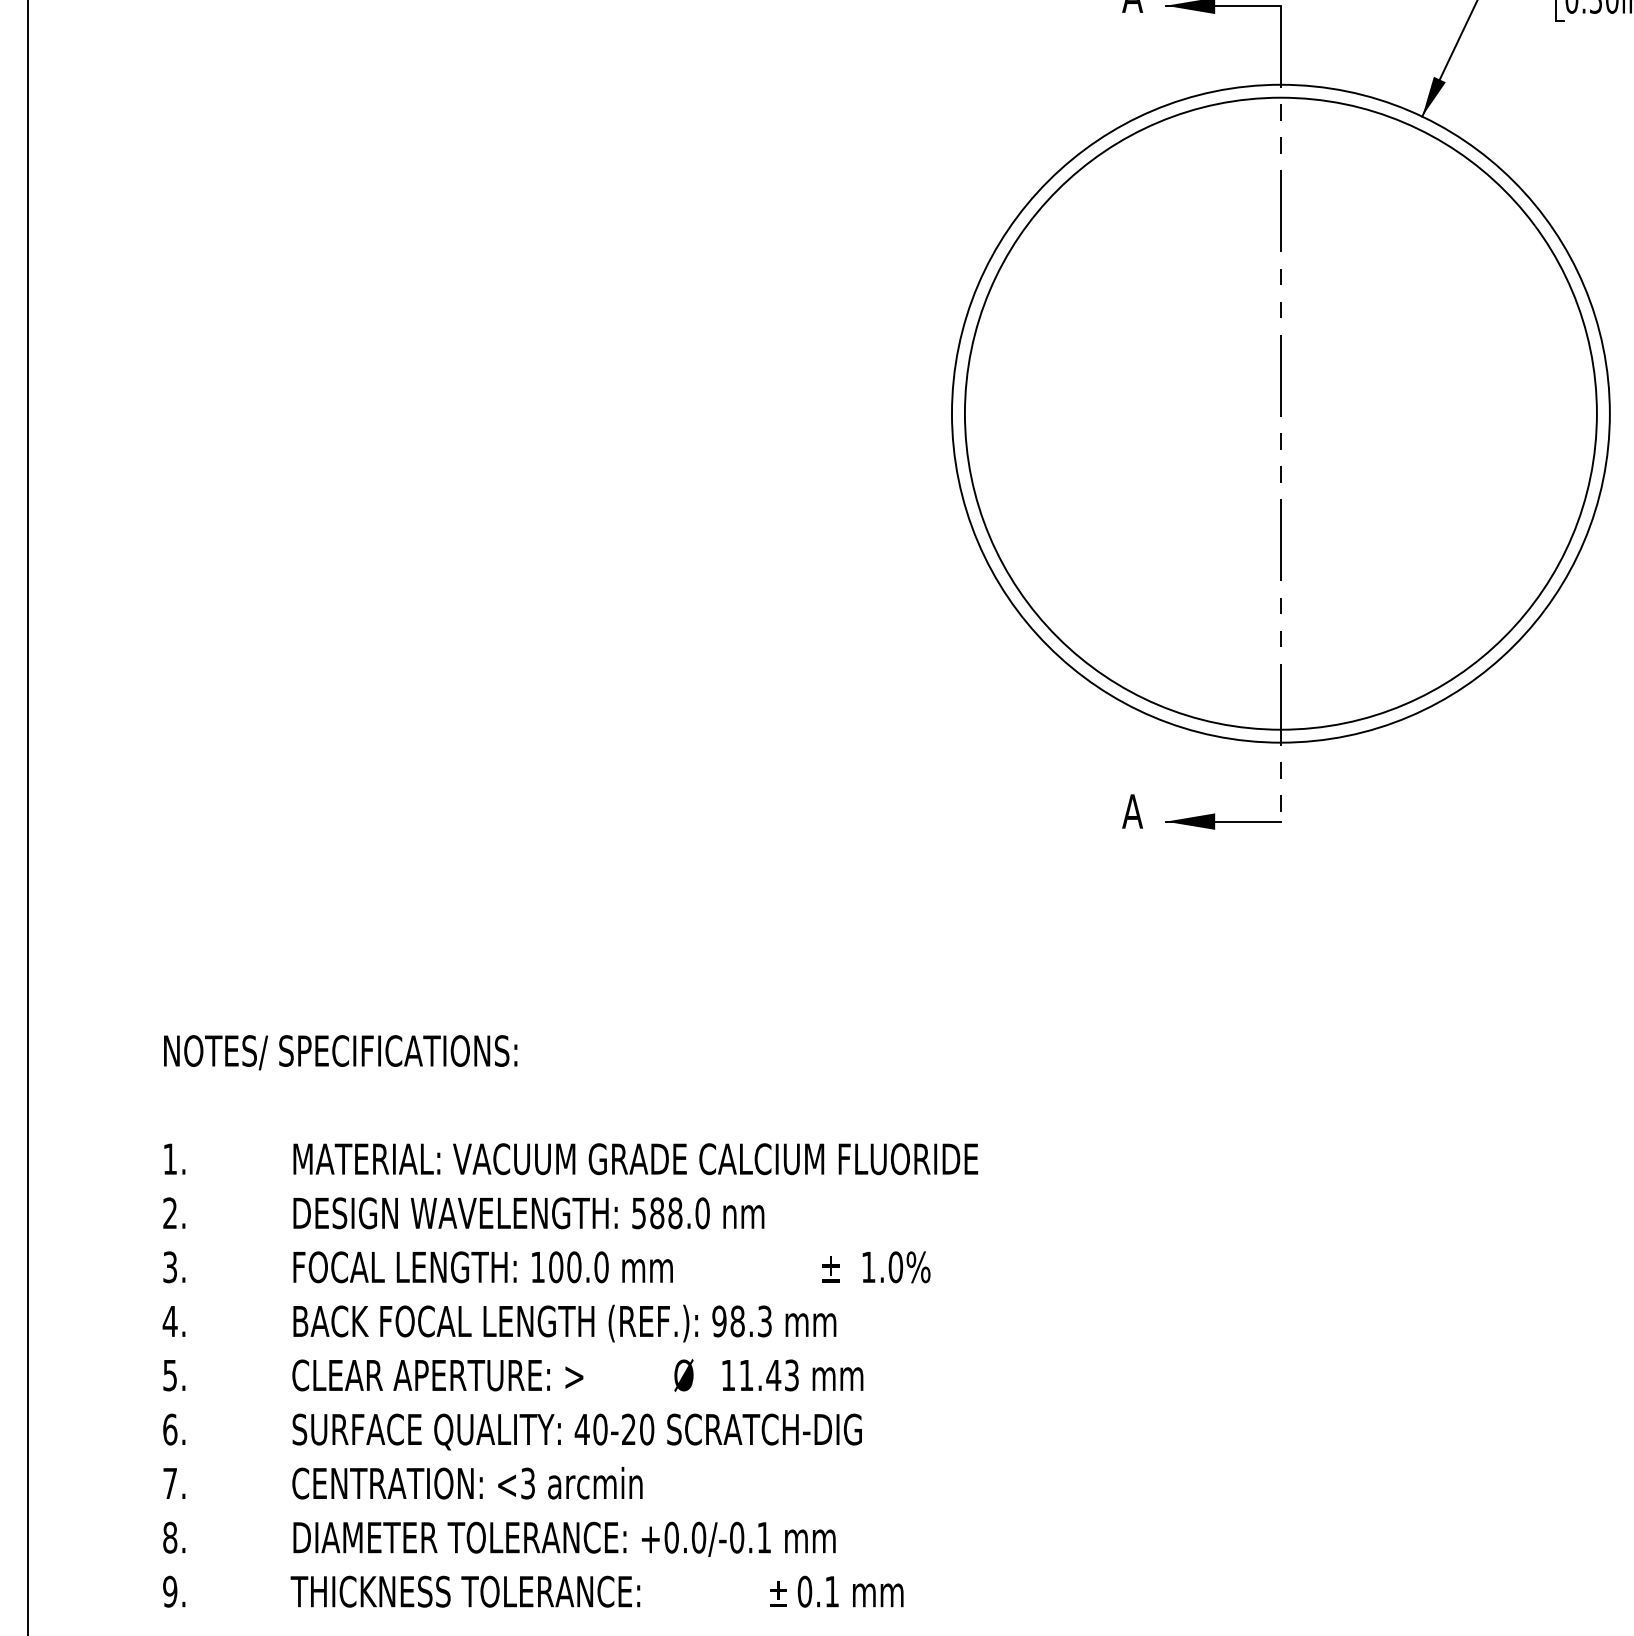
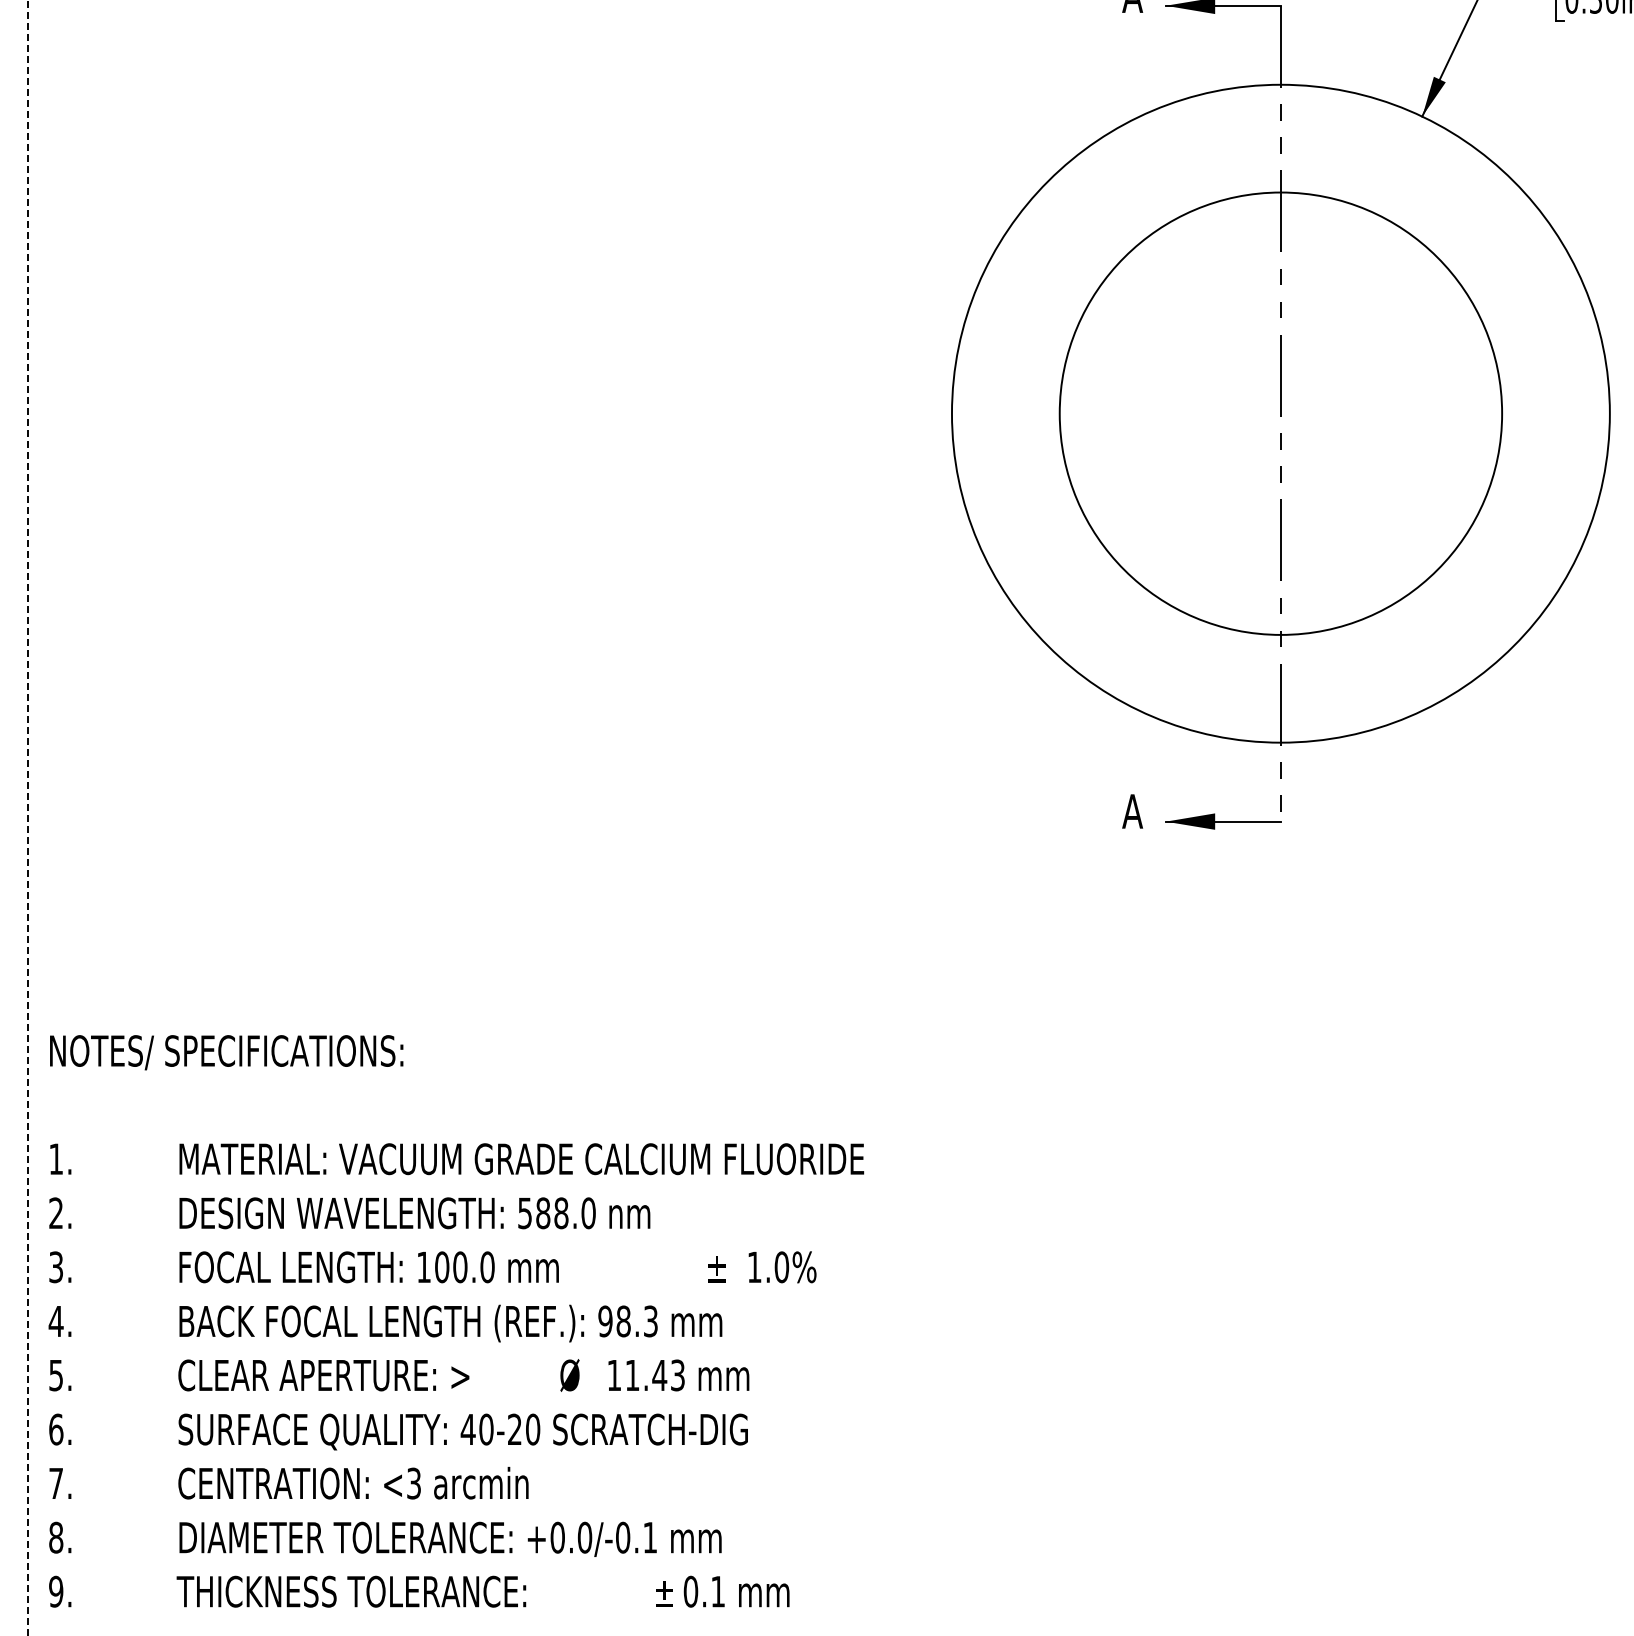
circle diameter: 632 px -> 442 px (1280, 413)
line: solid -> dashed (27, 817)
text position: (570, 1321) -> (456, 1321) (456, 1321)
